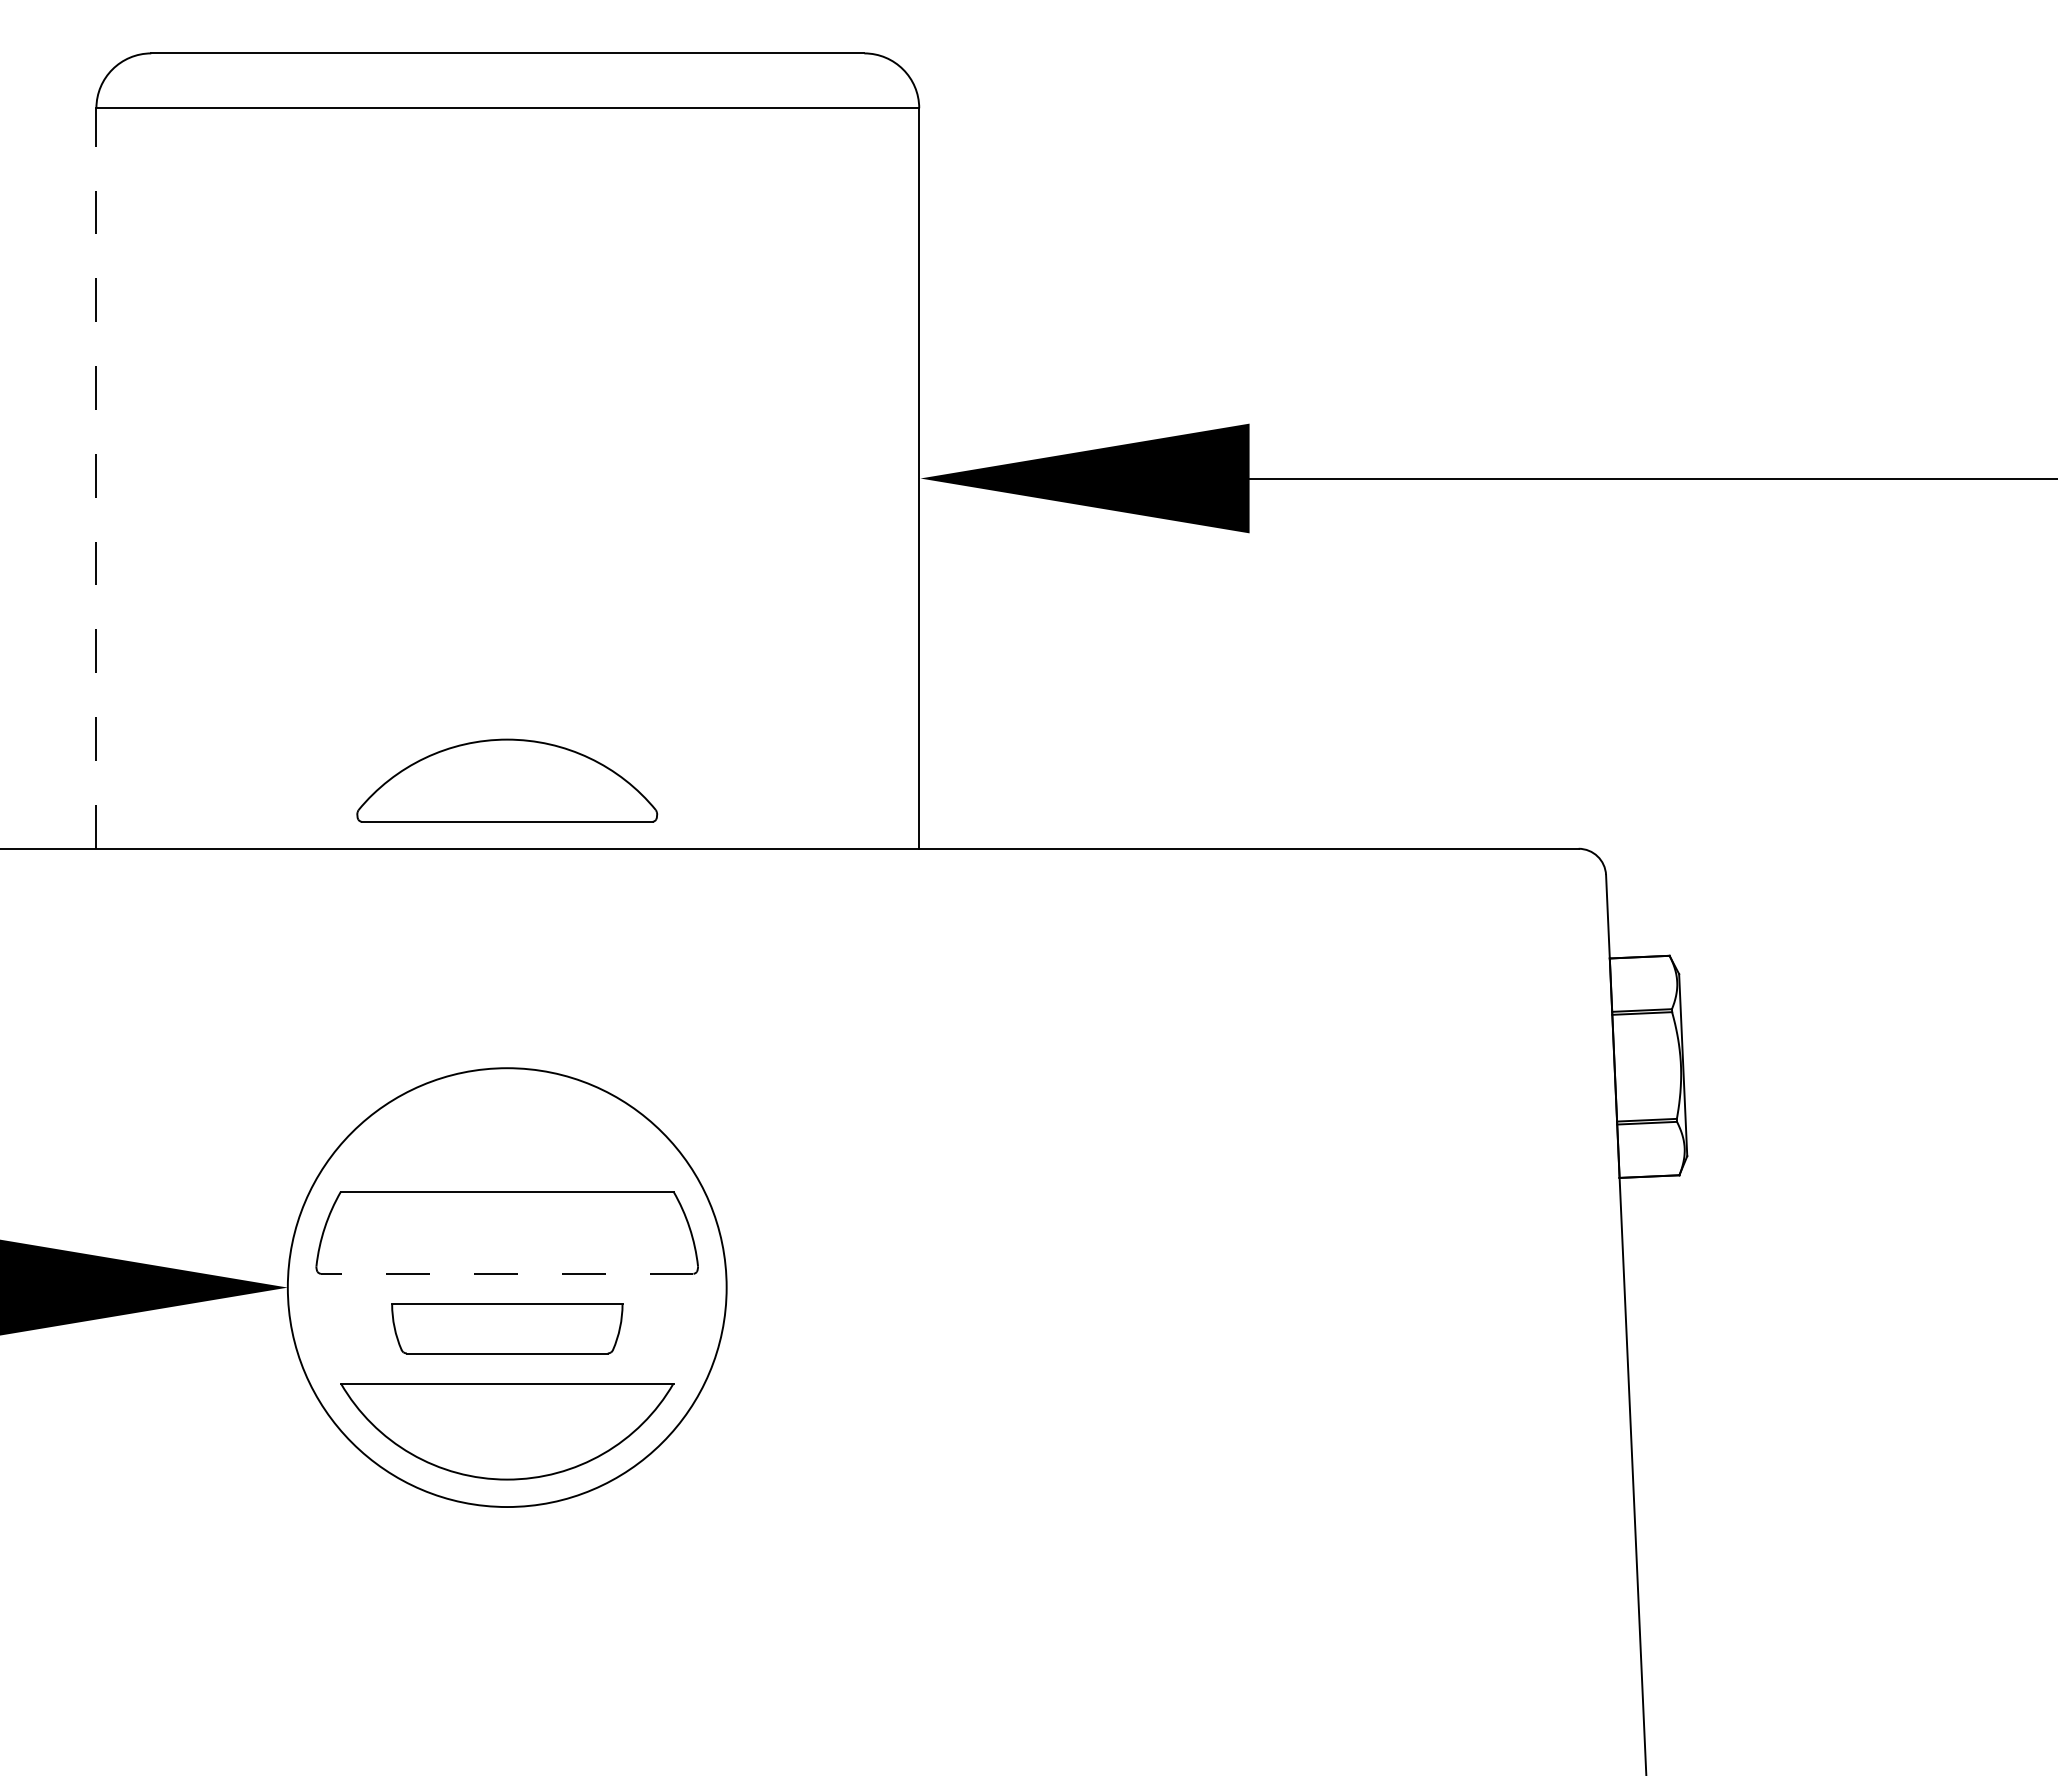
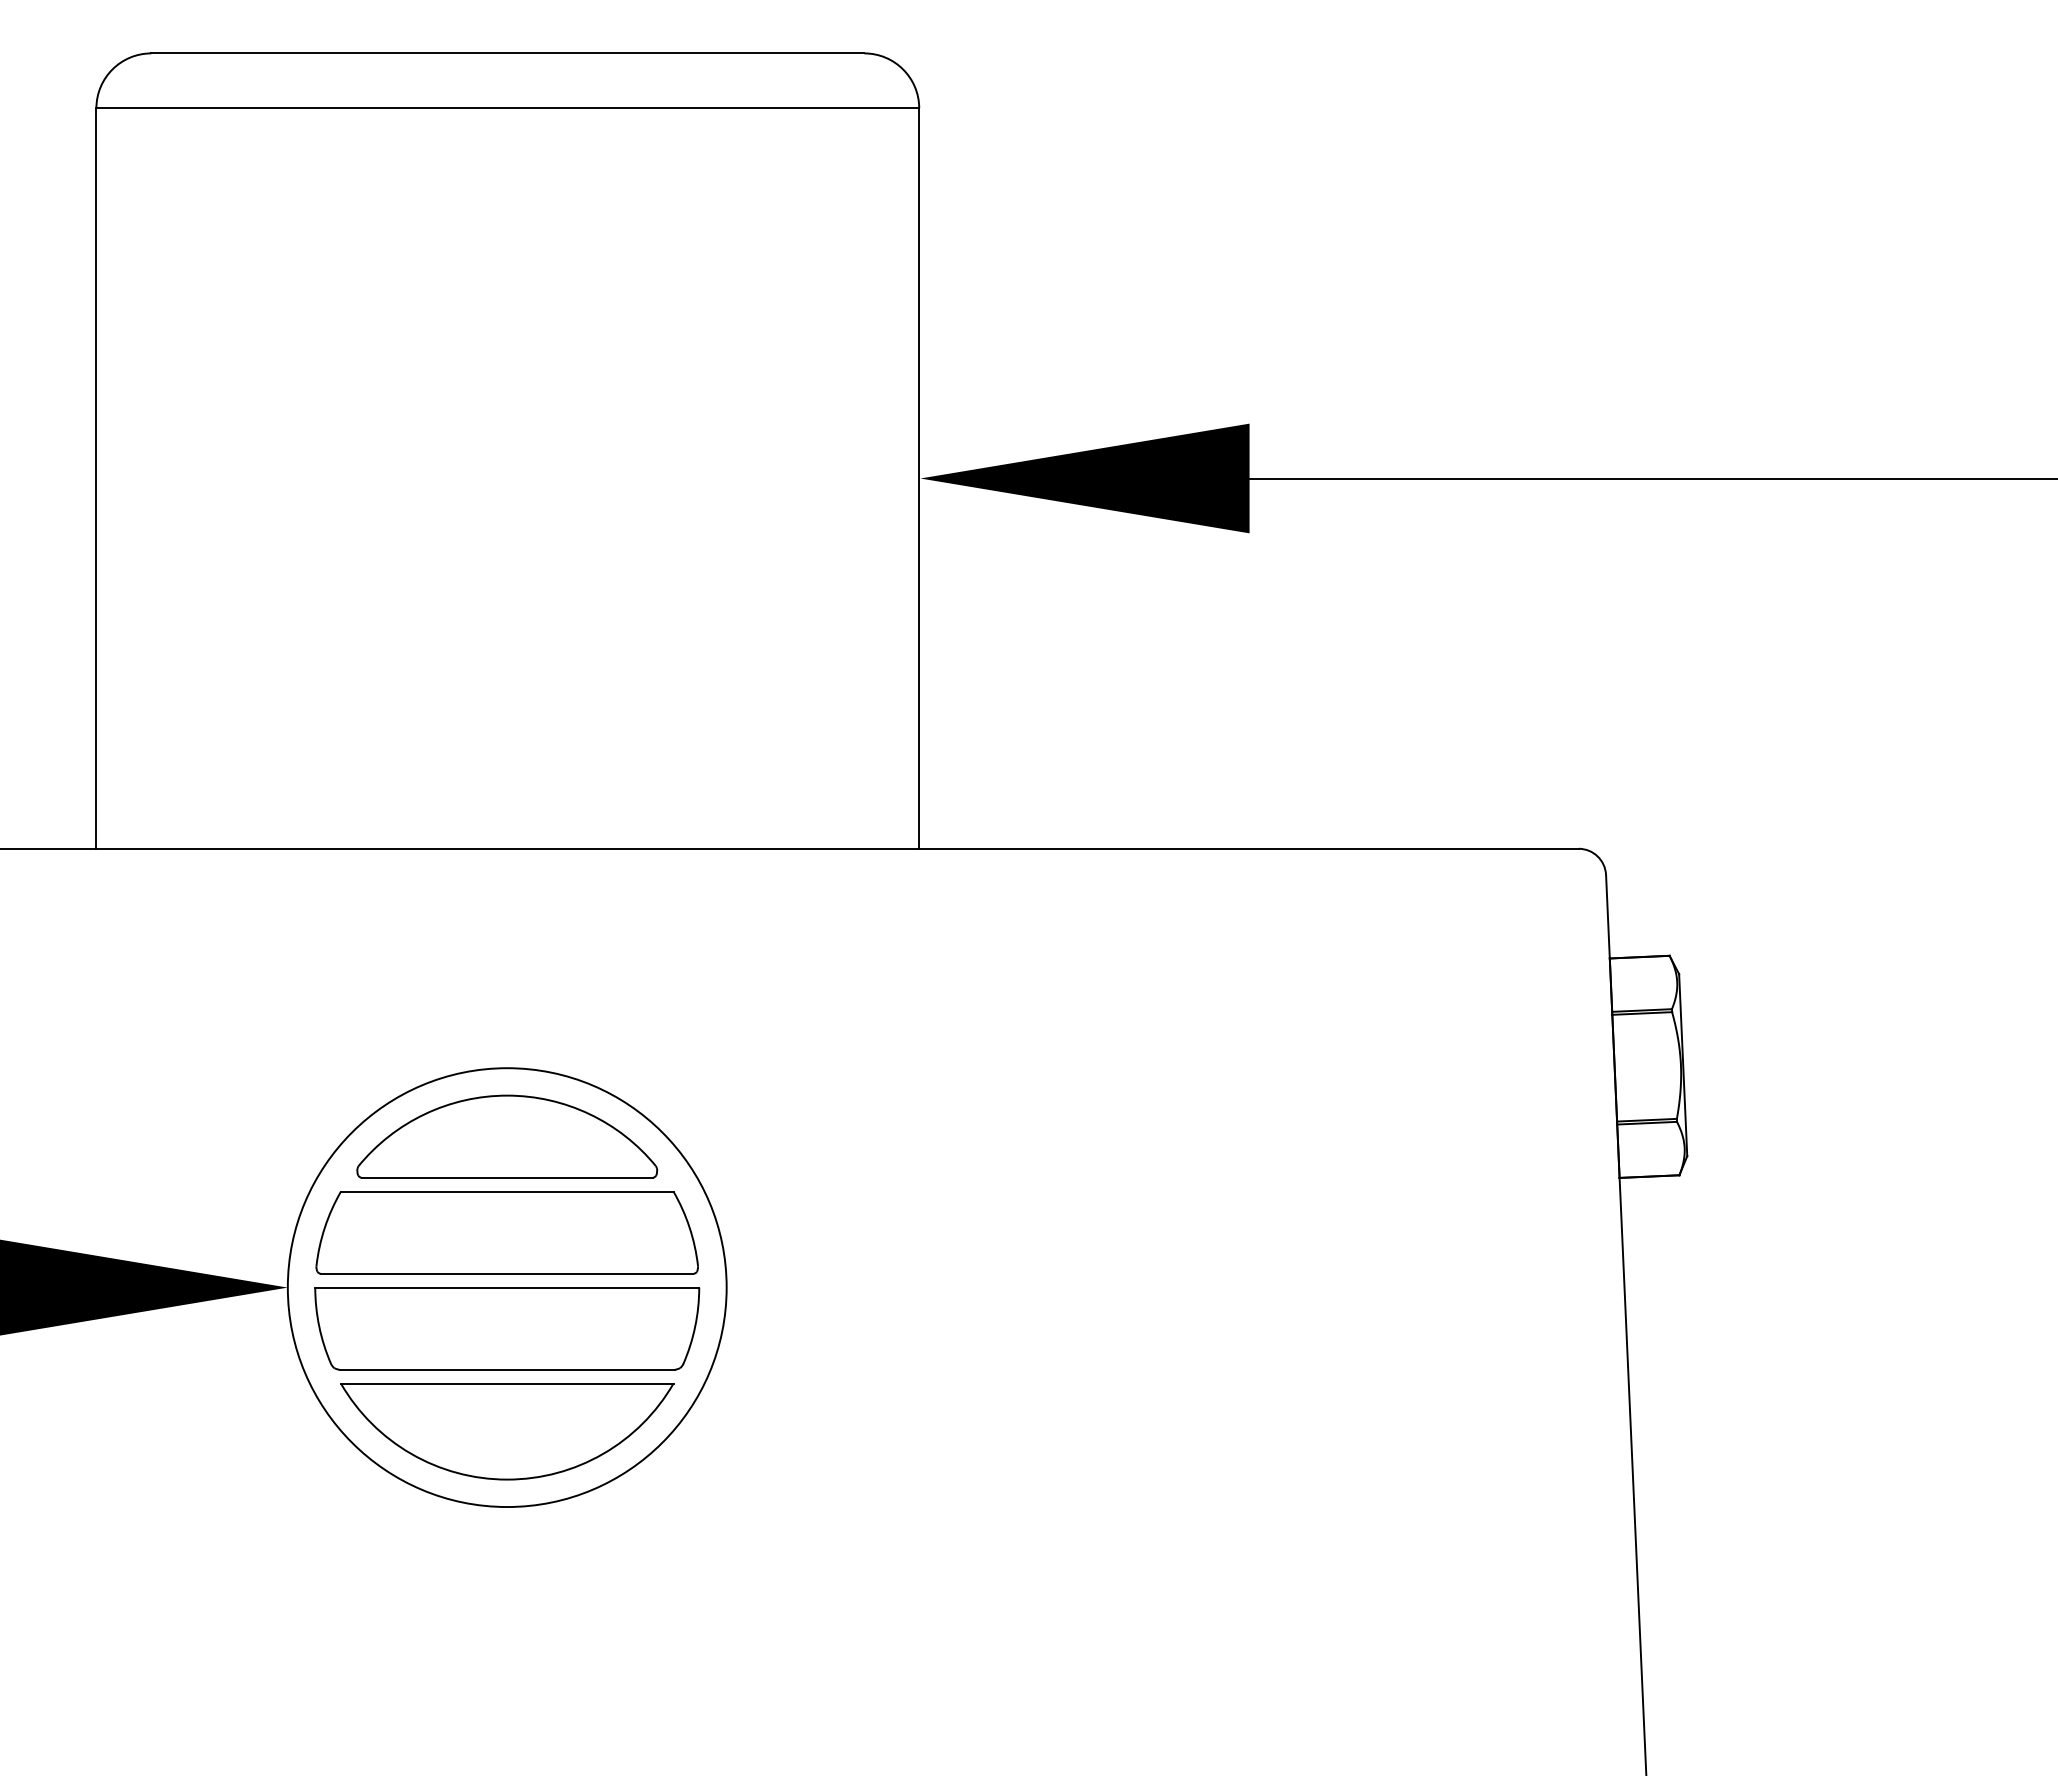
line: dashed -> solid (96, 478)
part position: (507, 780) -> (507, 1136) (507, 1136)
line: dashed -> solid (506, 1273)
part size: 233x52 px -> 387x84 px (507, 1328)
